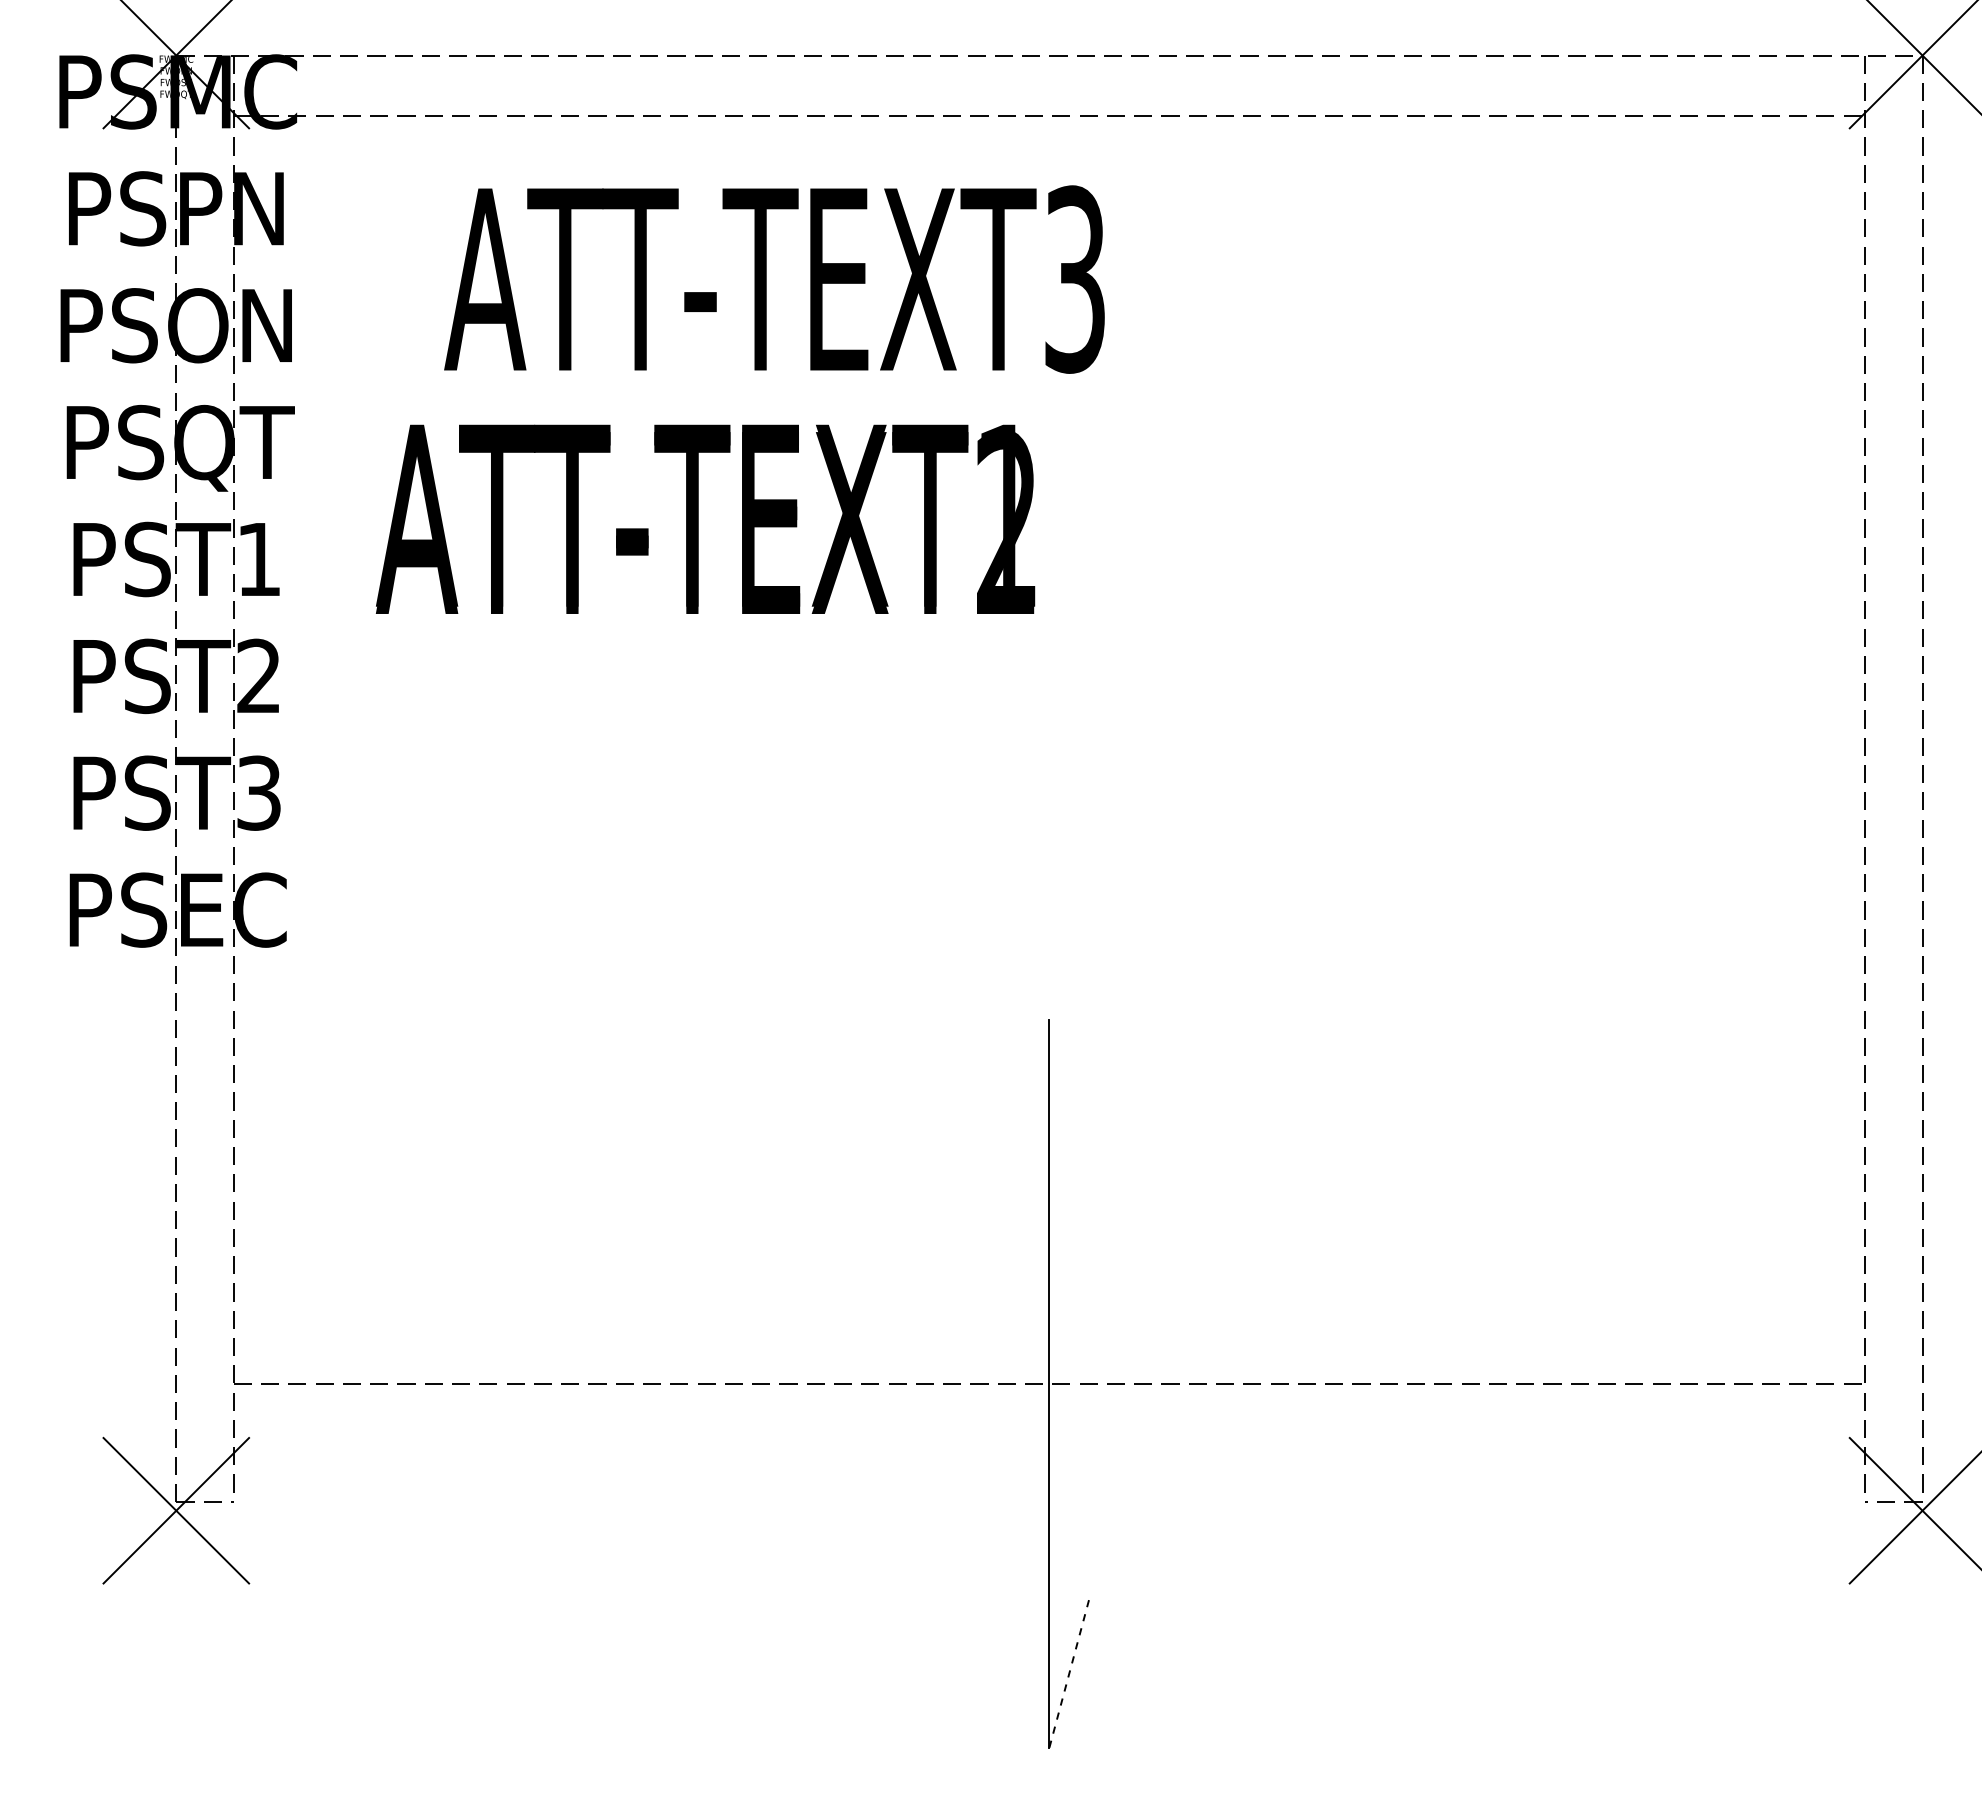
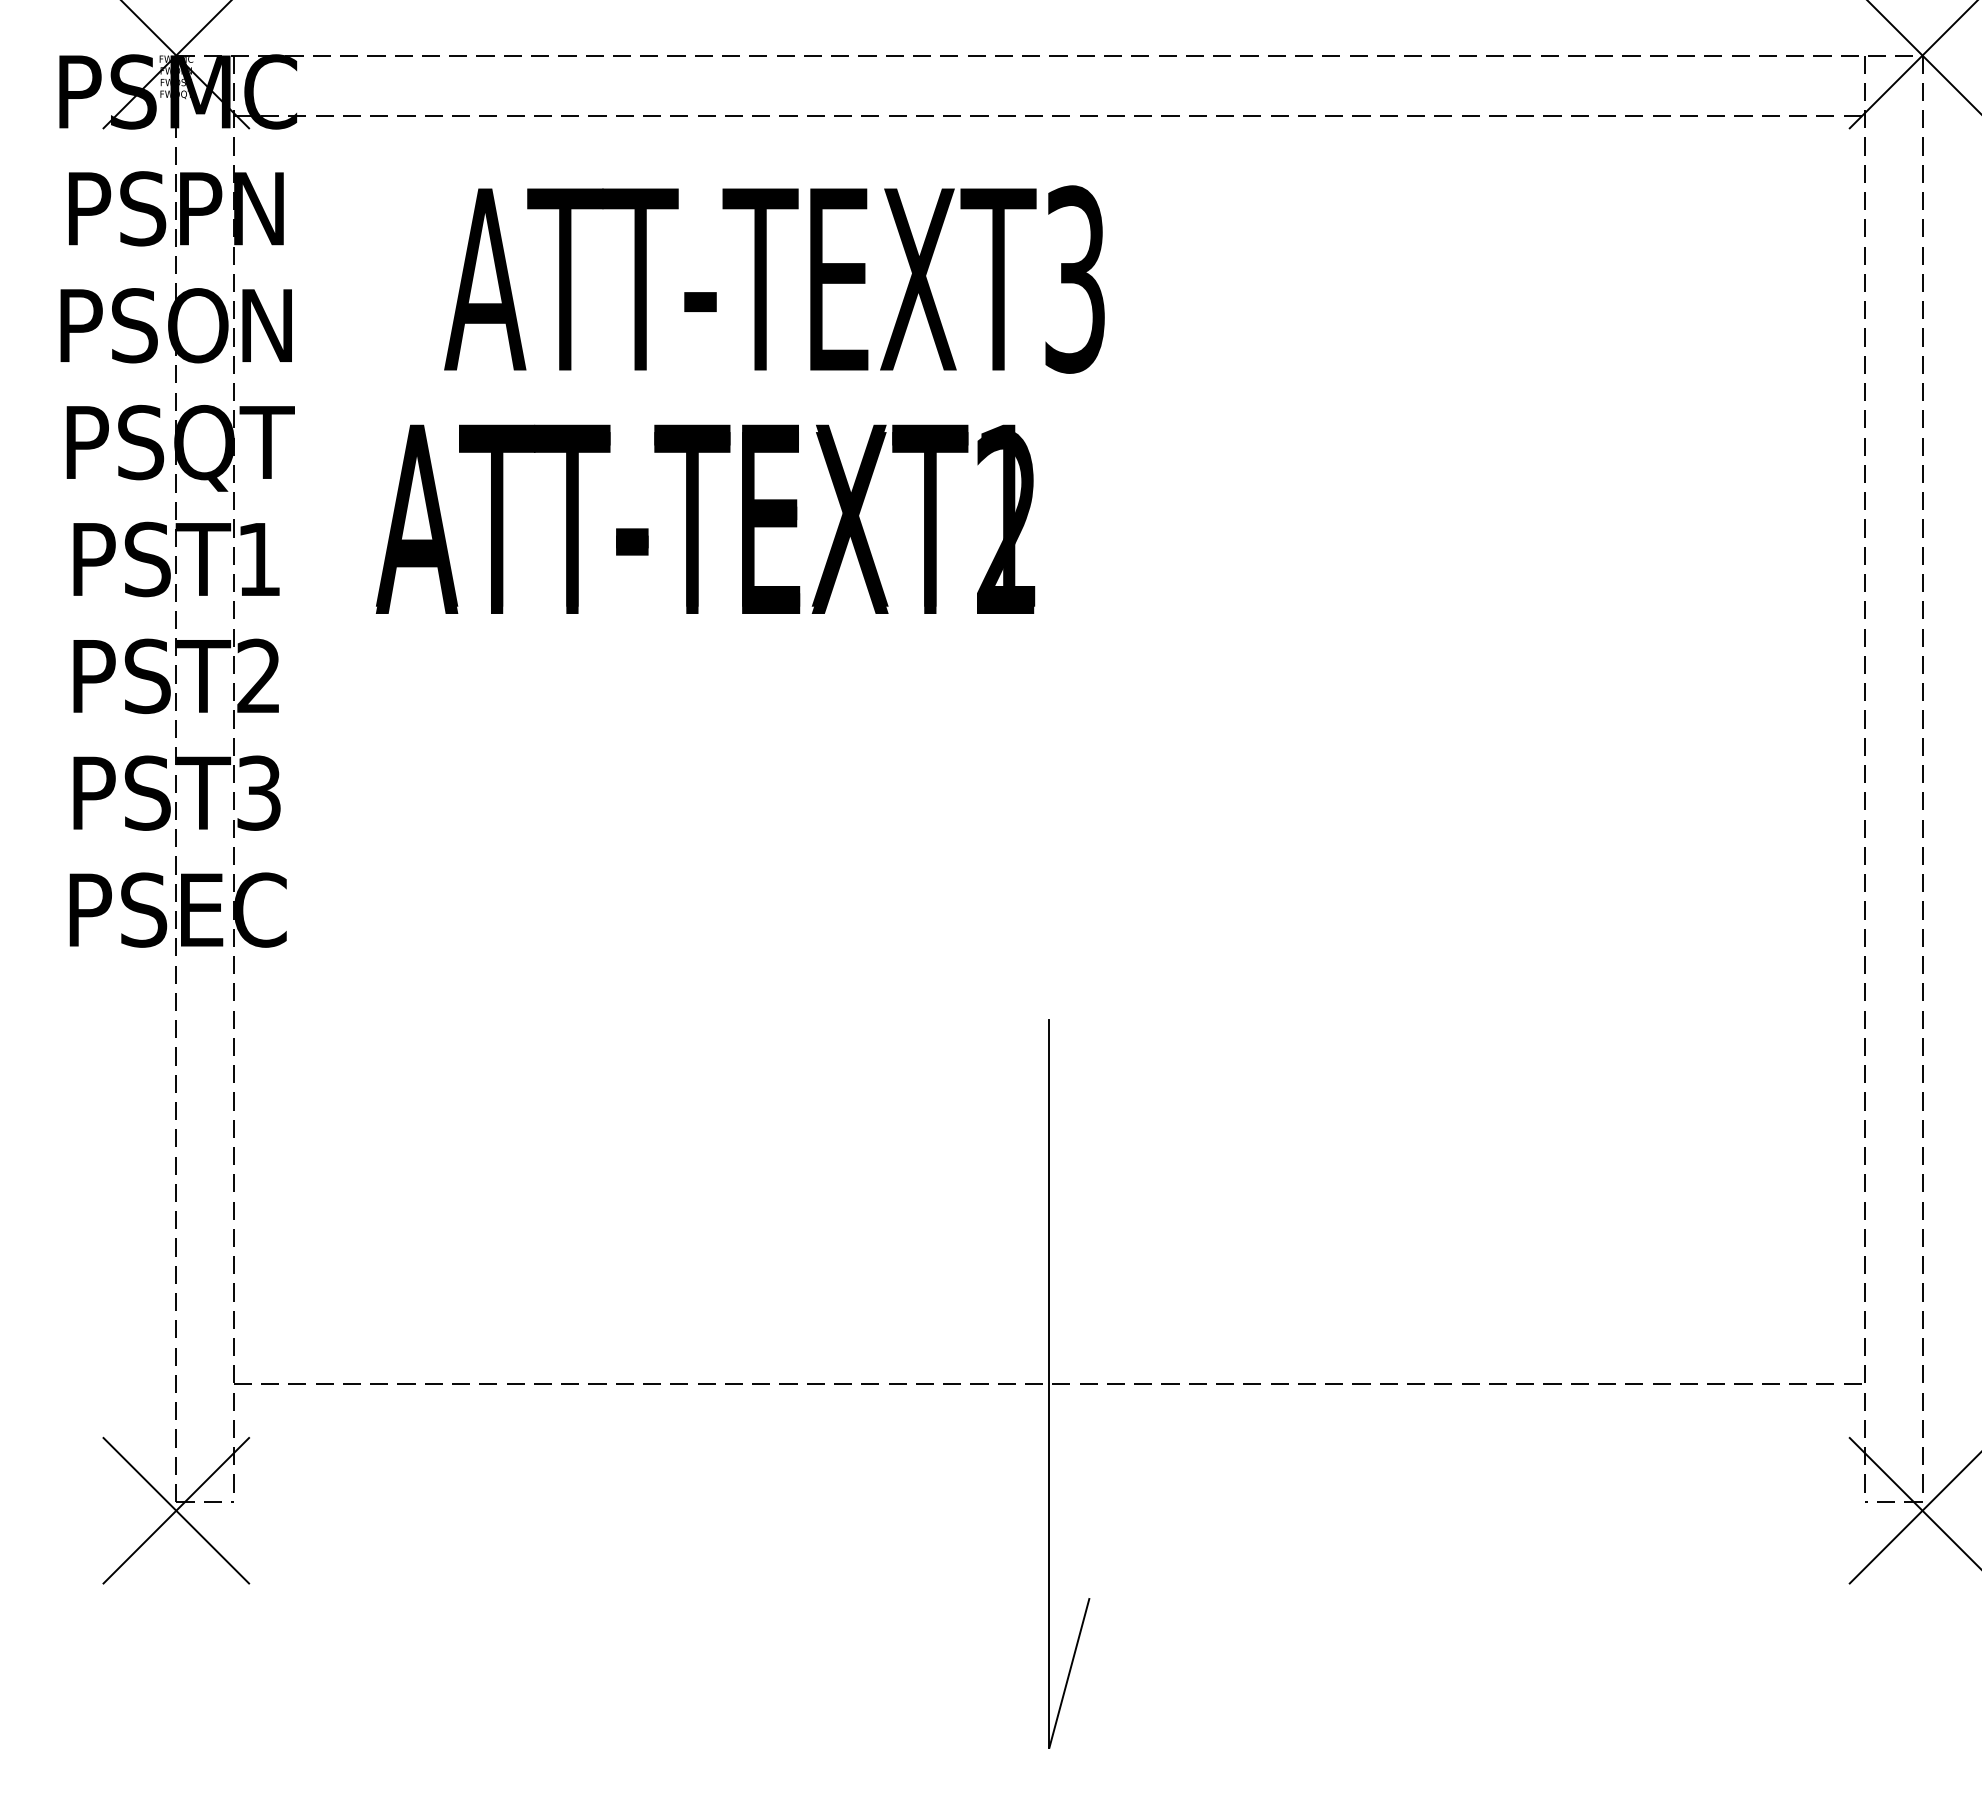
line: dashed -> solid (1069, 1673)
